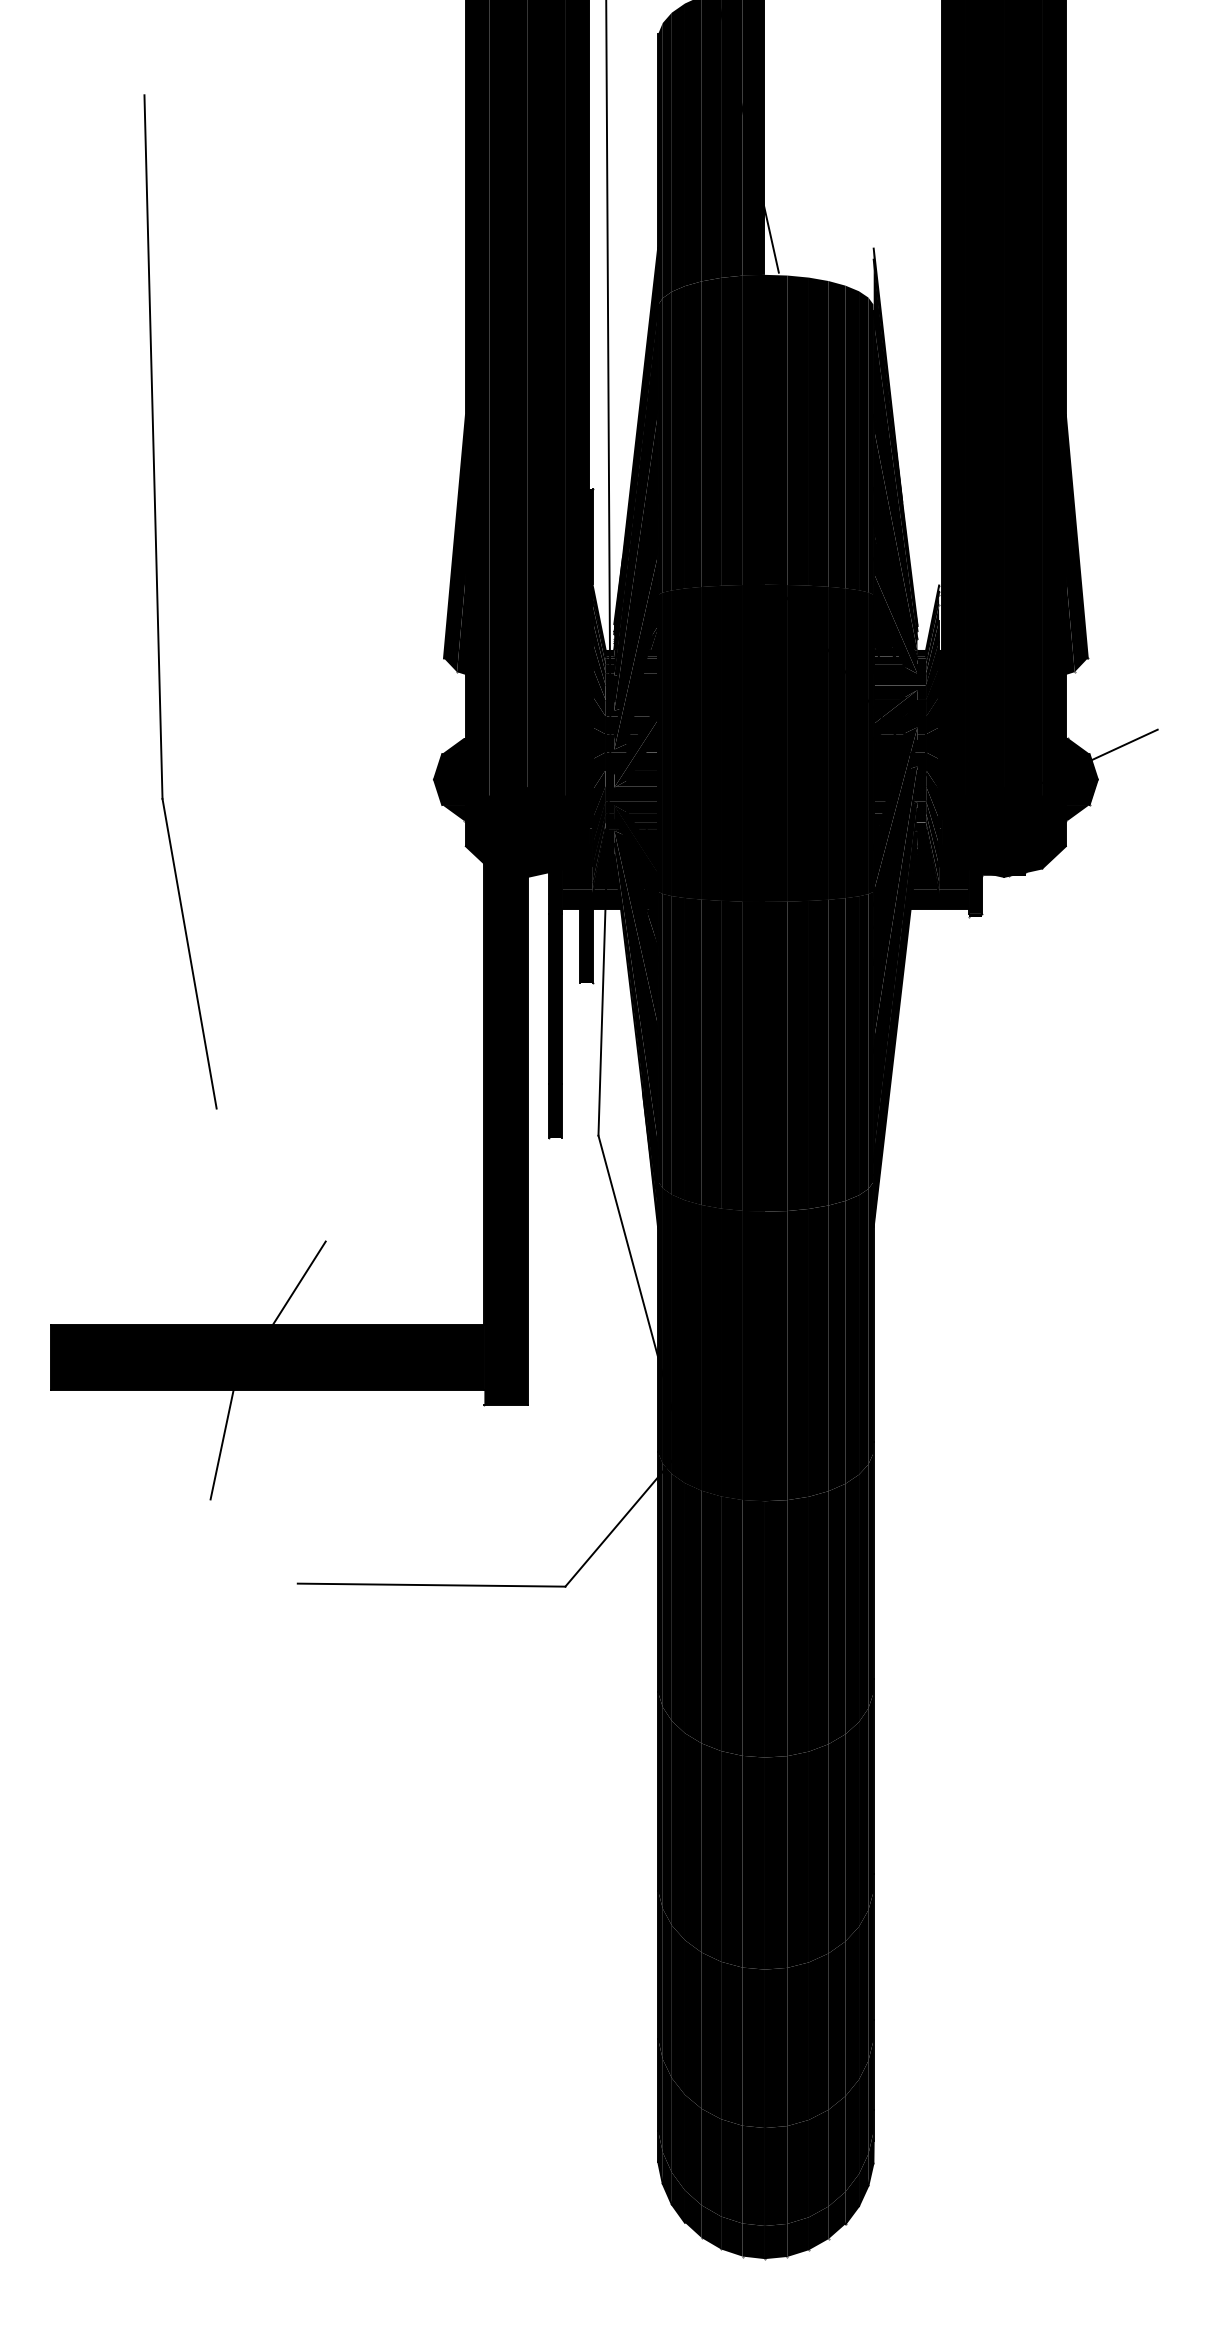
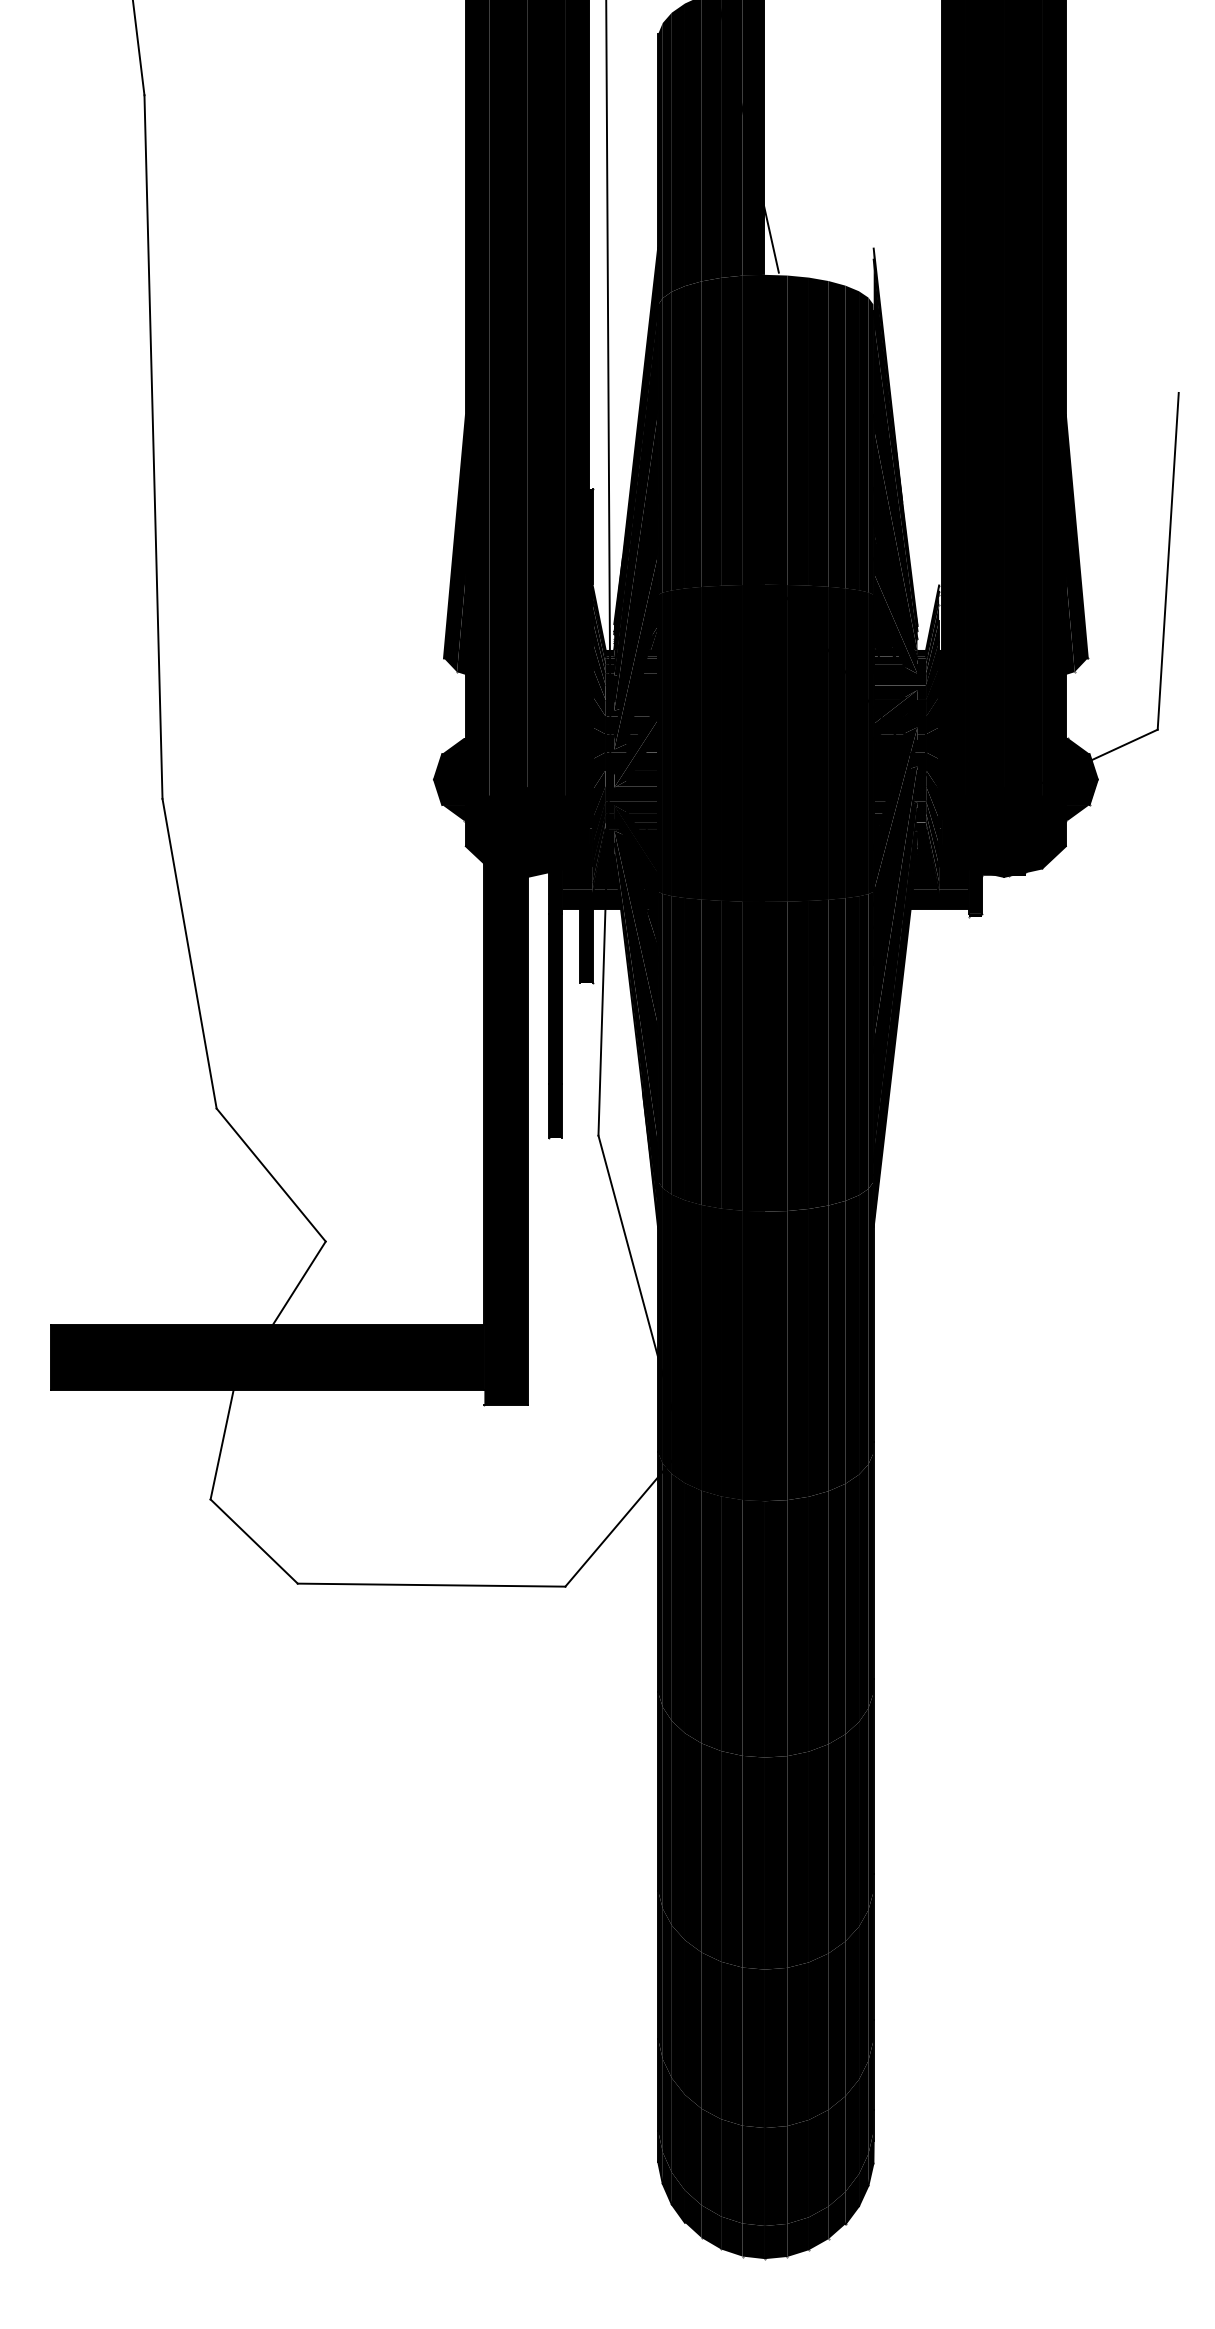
line: none -> present (138, 48)
line: none -> present (1167, 560)
line: none -> present (270, 1174)
line: none -> present (253, 1541)
